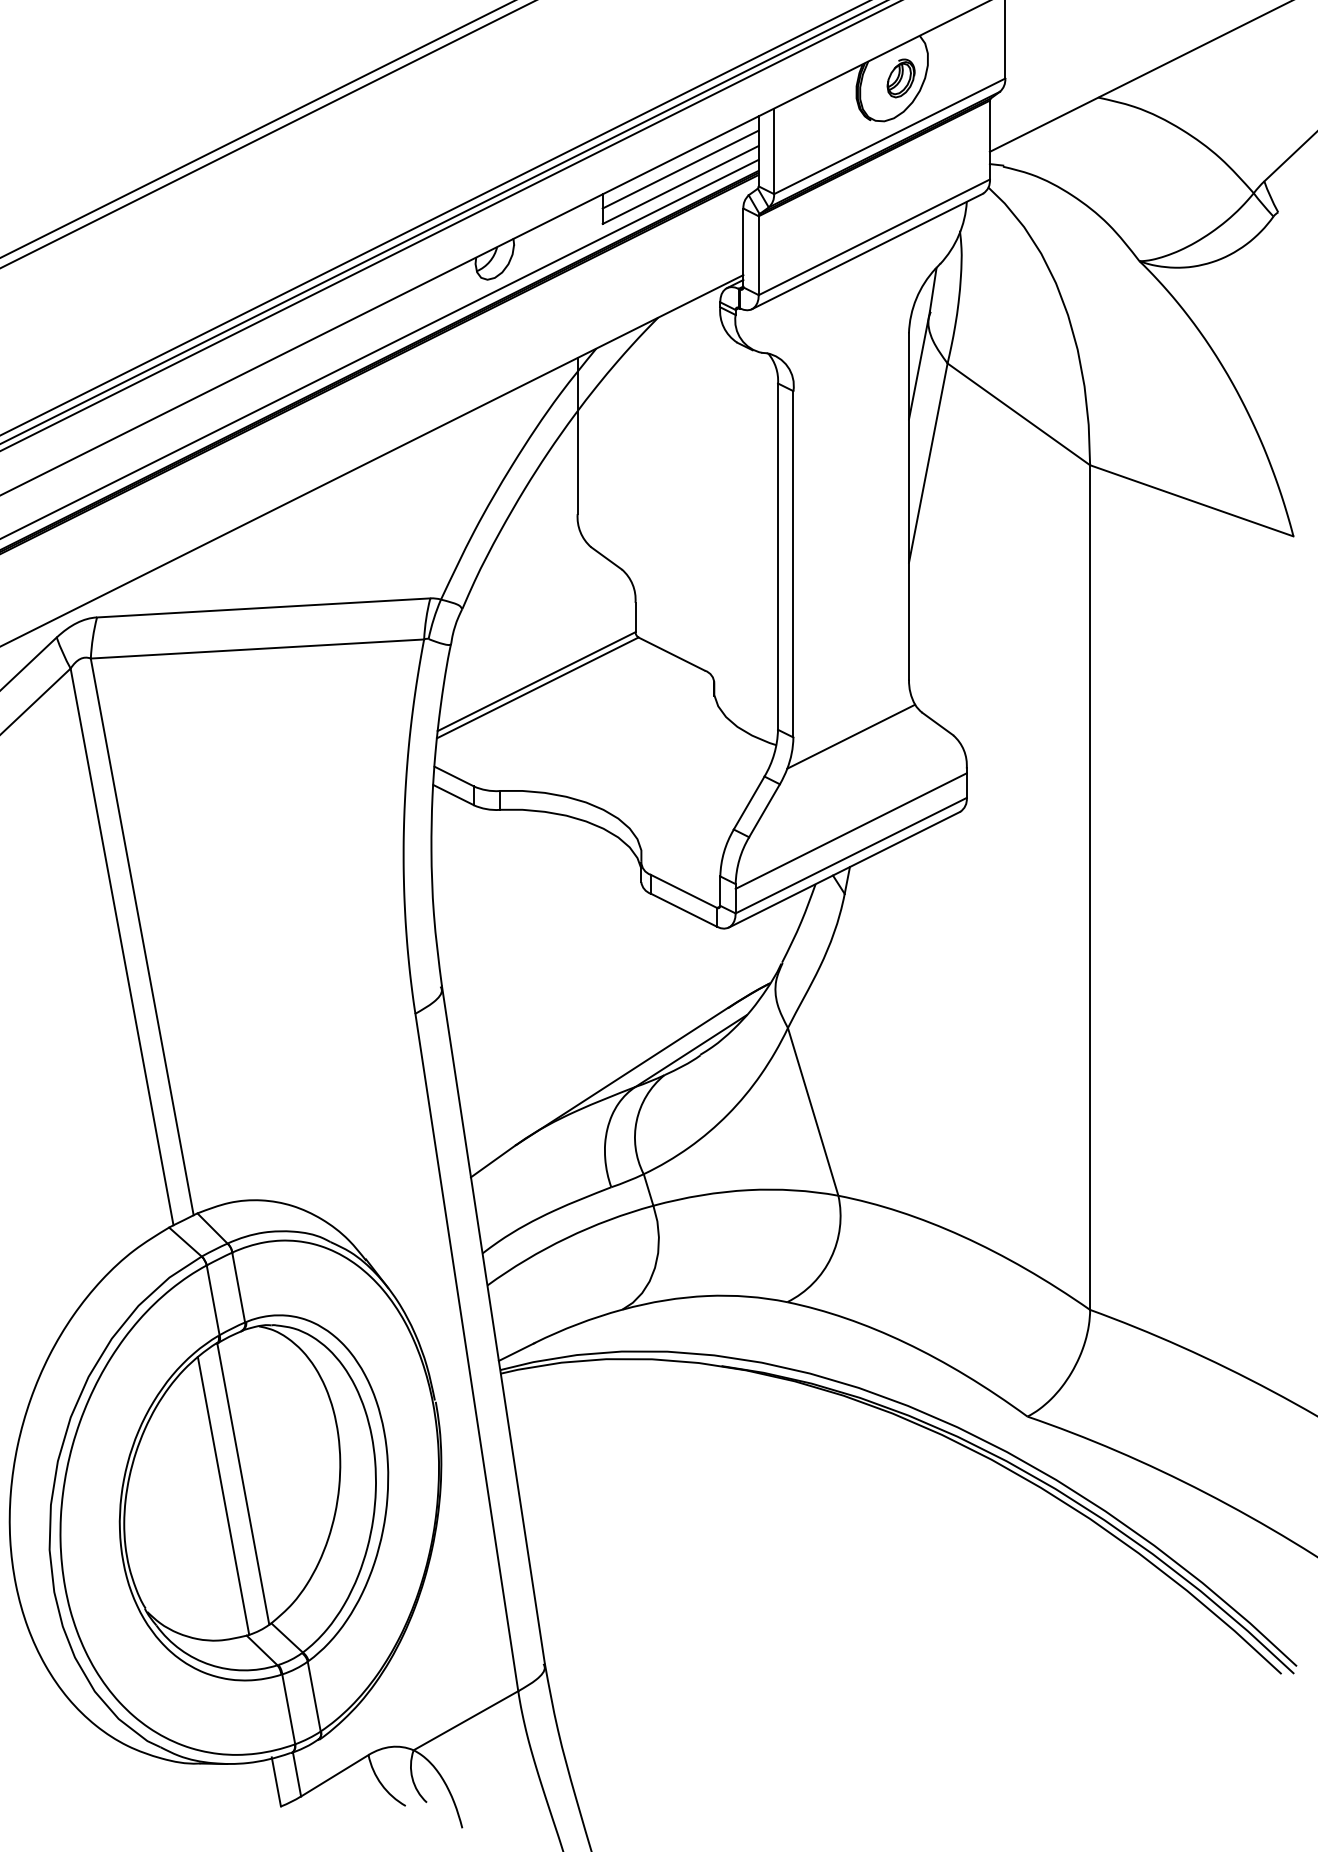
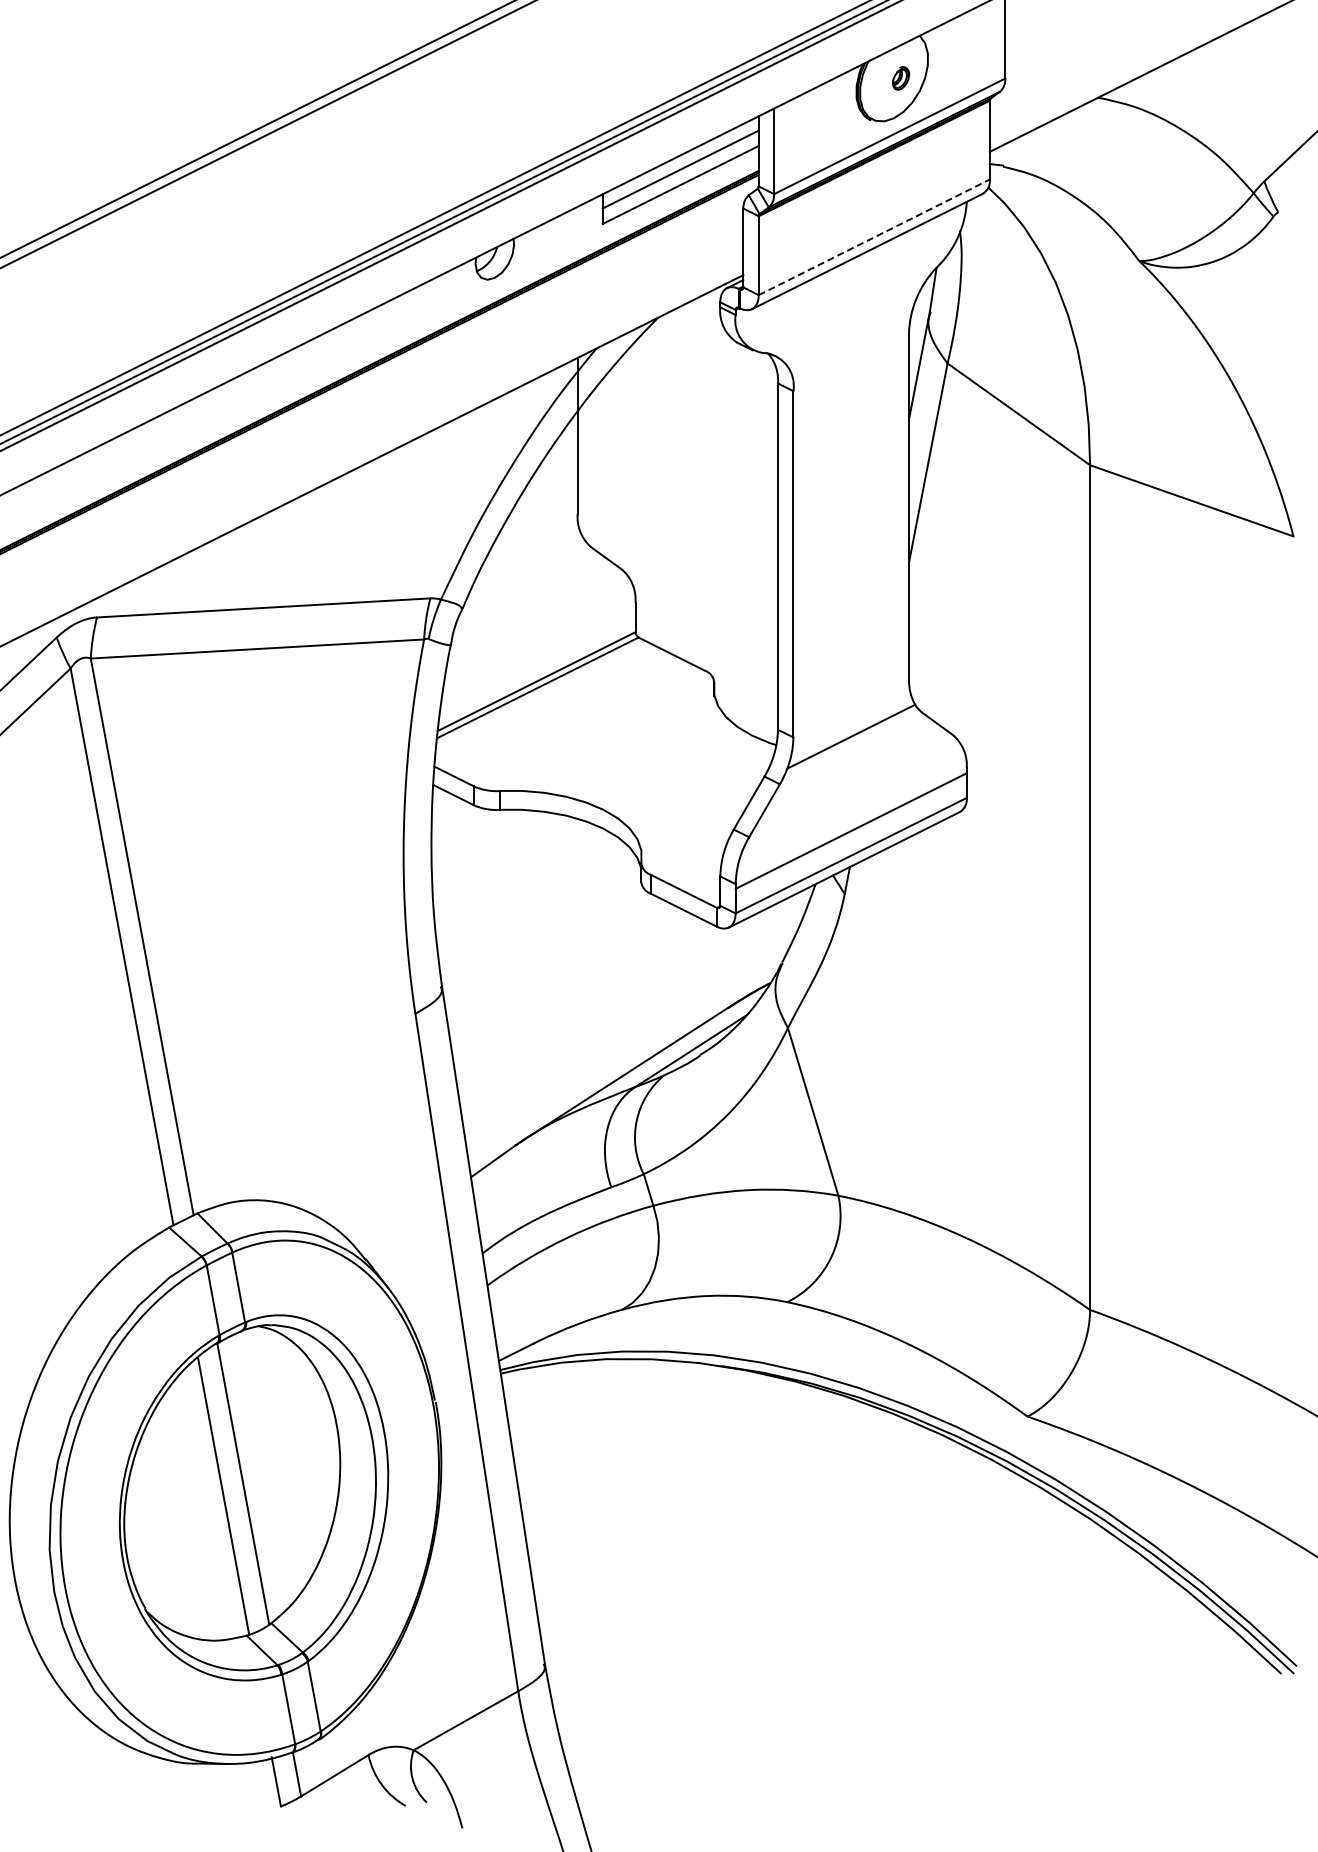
part size: 30x41 px -> 19x25 px (901, 78)
line: solid -> dashed (874, 237)
line: present -> none (380, 348)
